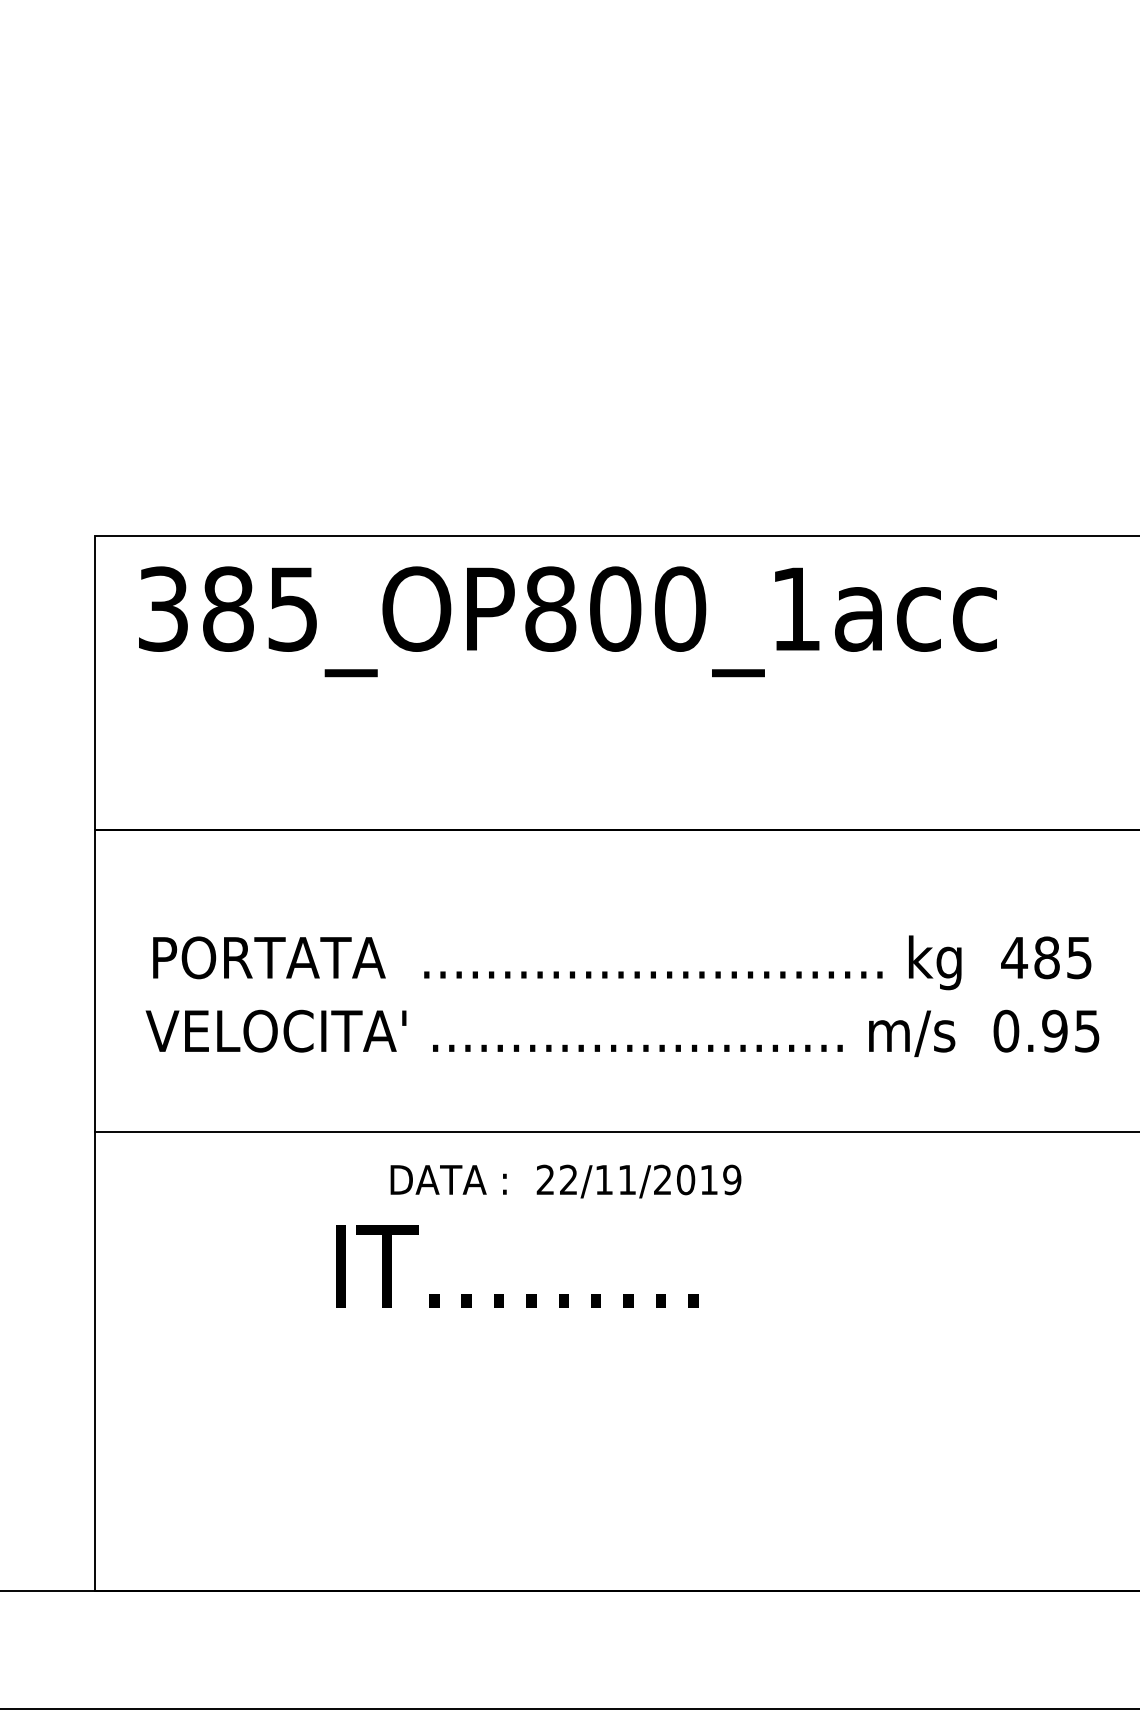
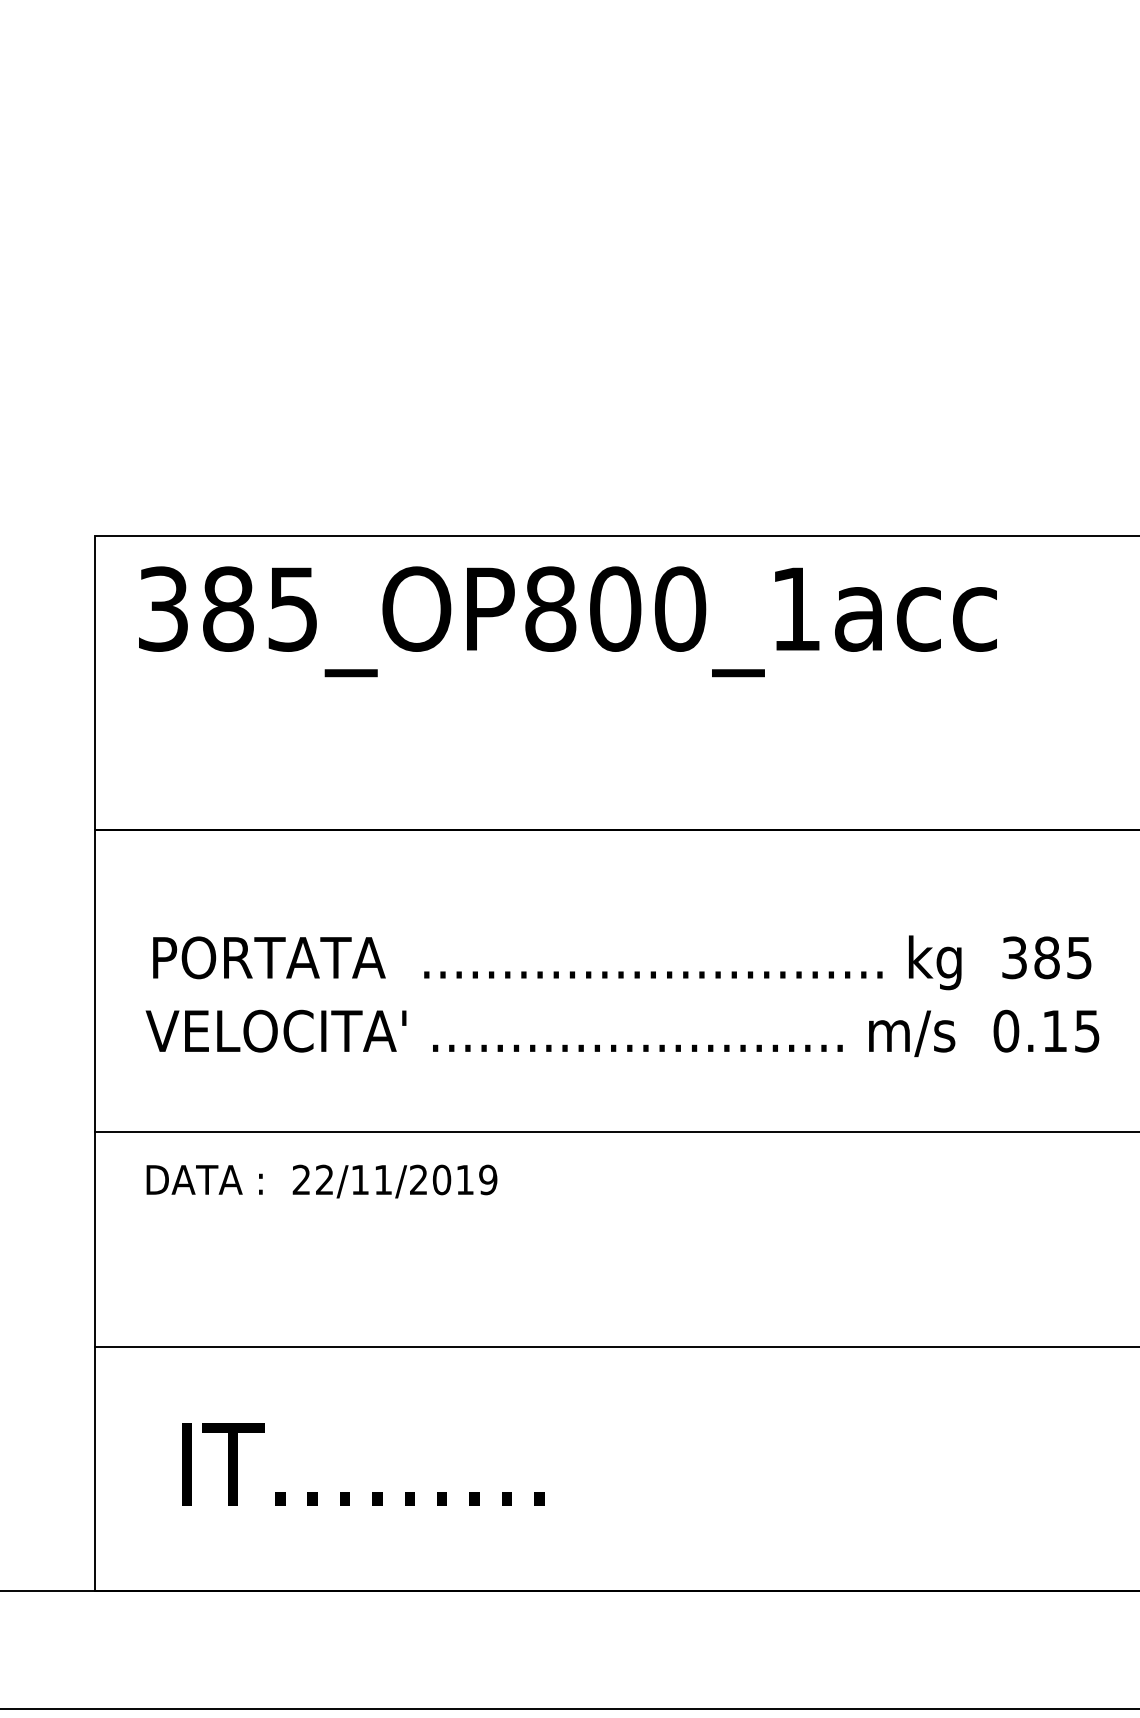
text: 485 -> 385 (1014, 957)
text: 0.95 -> 0.15 (1054, 1030)
text position: (565, 1181) -> (321, 1181) (321, 1181)
text position: (517, 1266) -> (363, 1464) (363, 1464)
line: none -> present (615, 1347)
